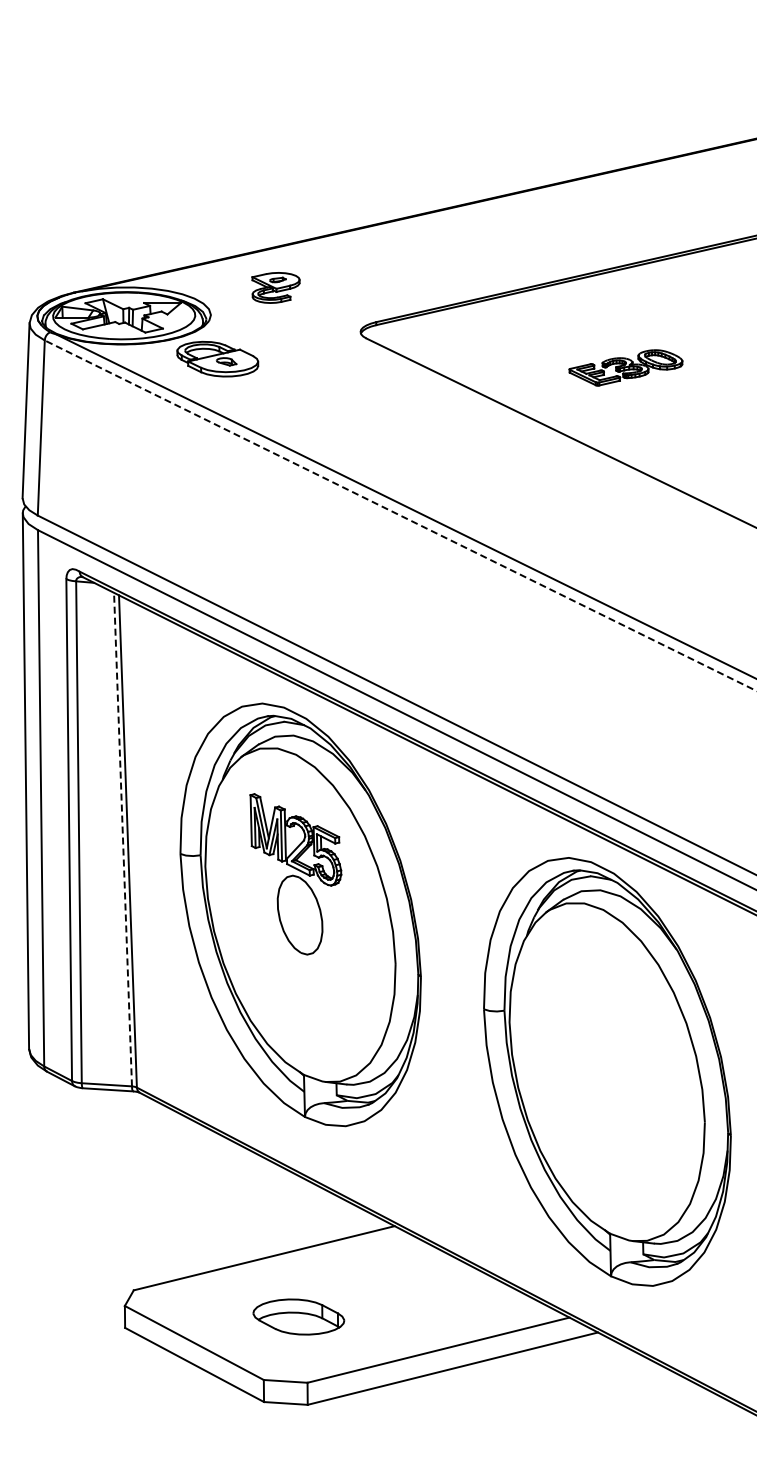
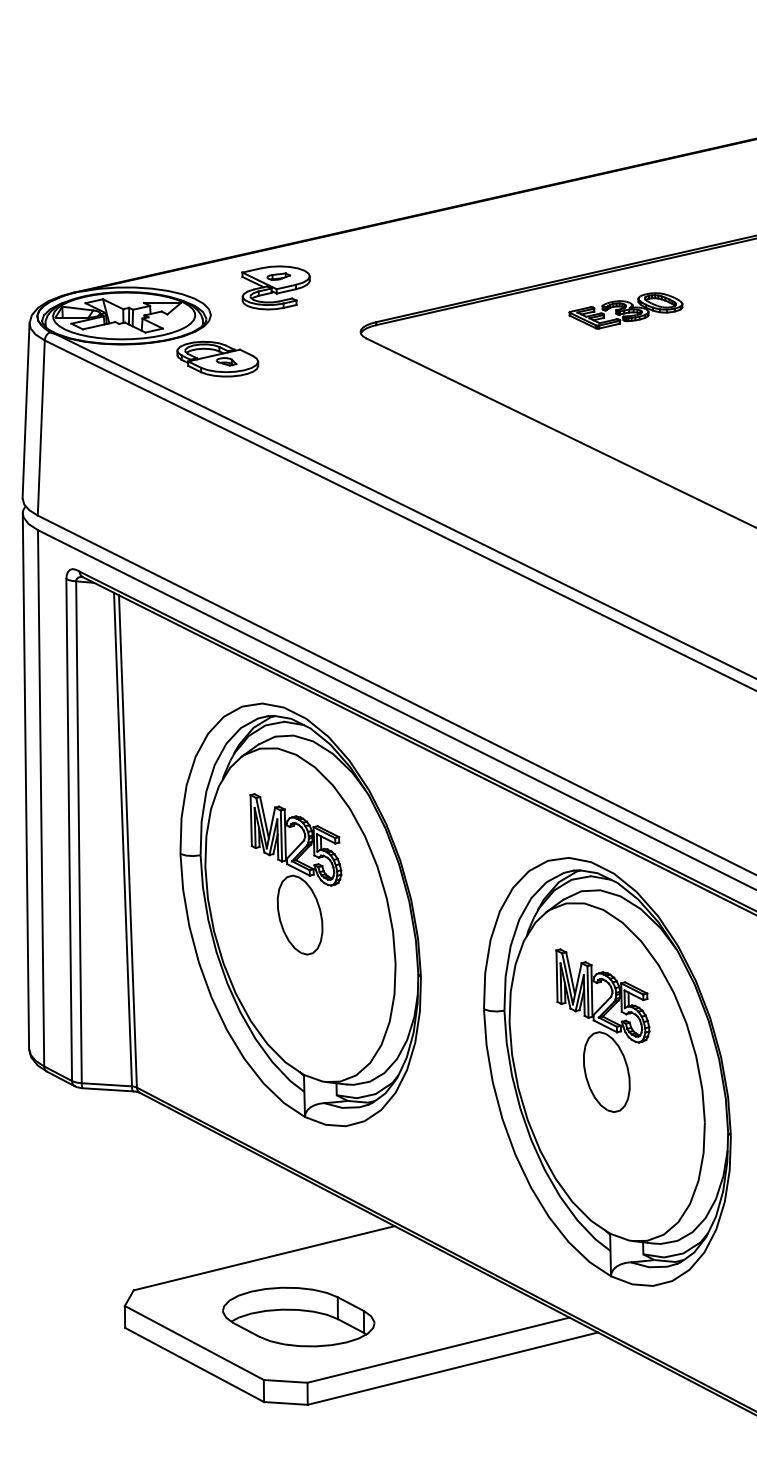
part size: 50x32 px -> 70x46 px (275, 287)
part position: (625, 367) -> (625, 310) (625, 310)
line: dashed -> solid (400, 515)
line: dashed -> solid (123, 839)
part: none -> present (602, 1030)
part size: 94x38 px -> 154x62 px (298, 1316)
